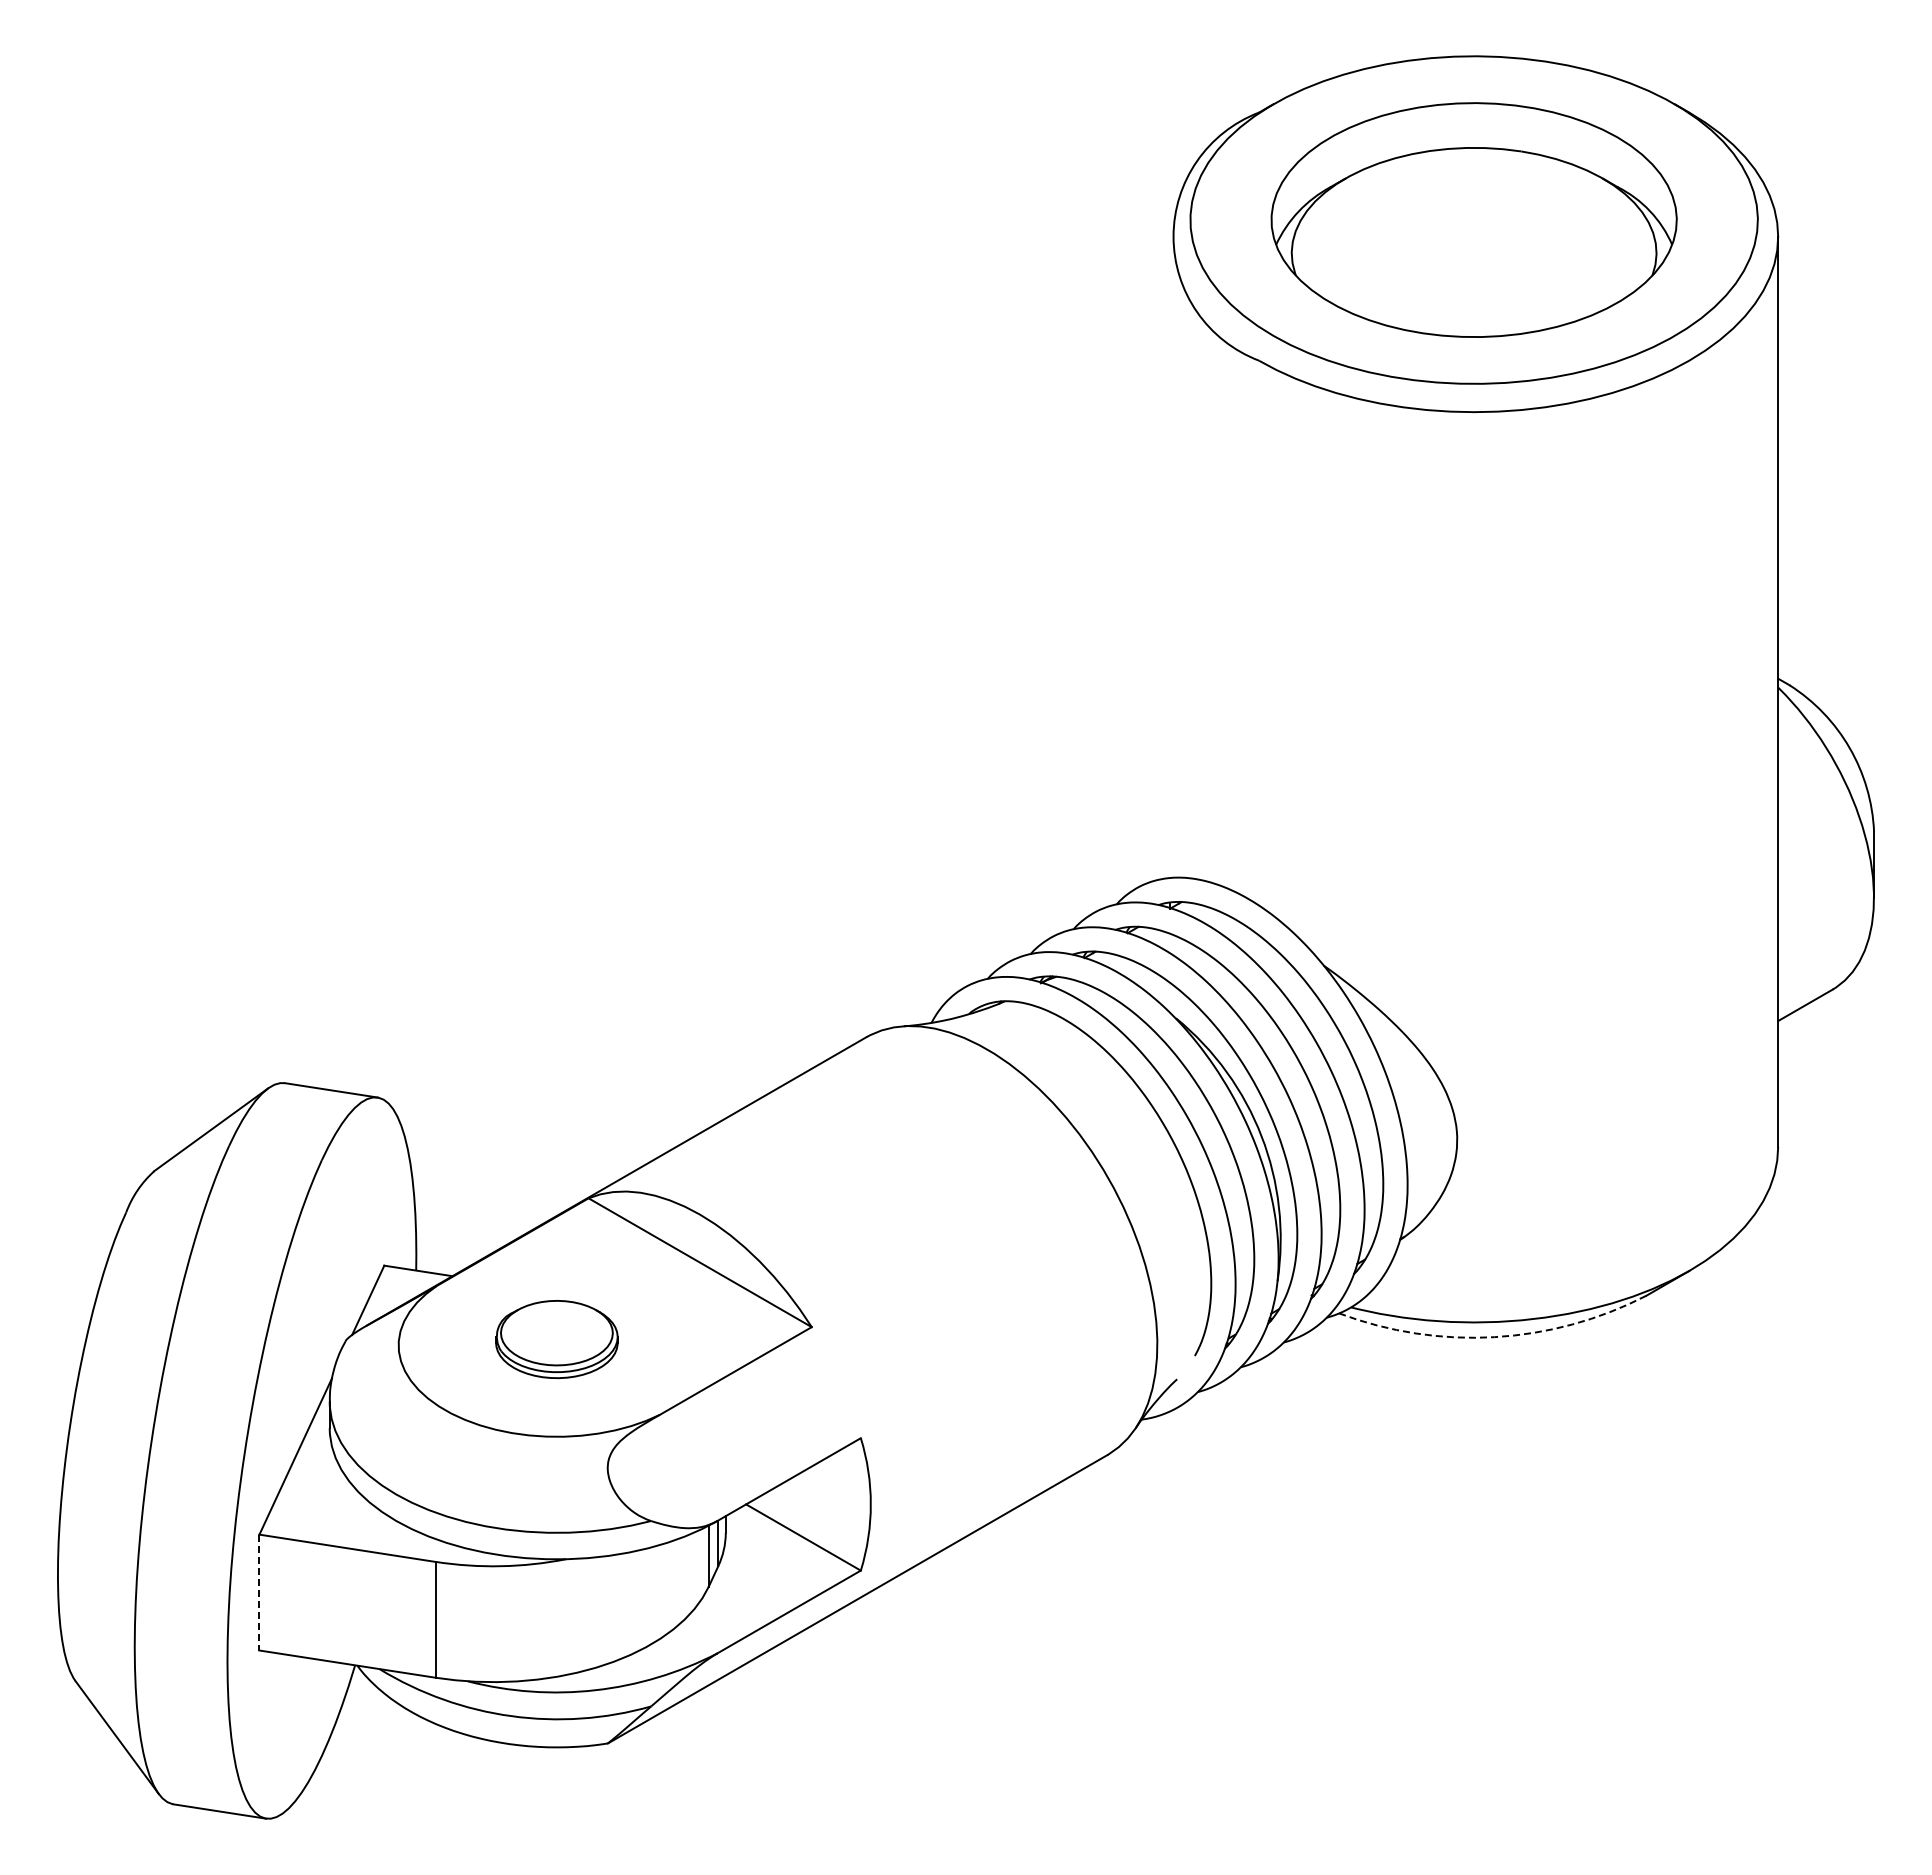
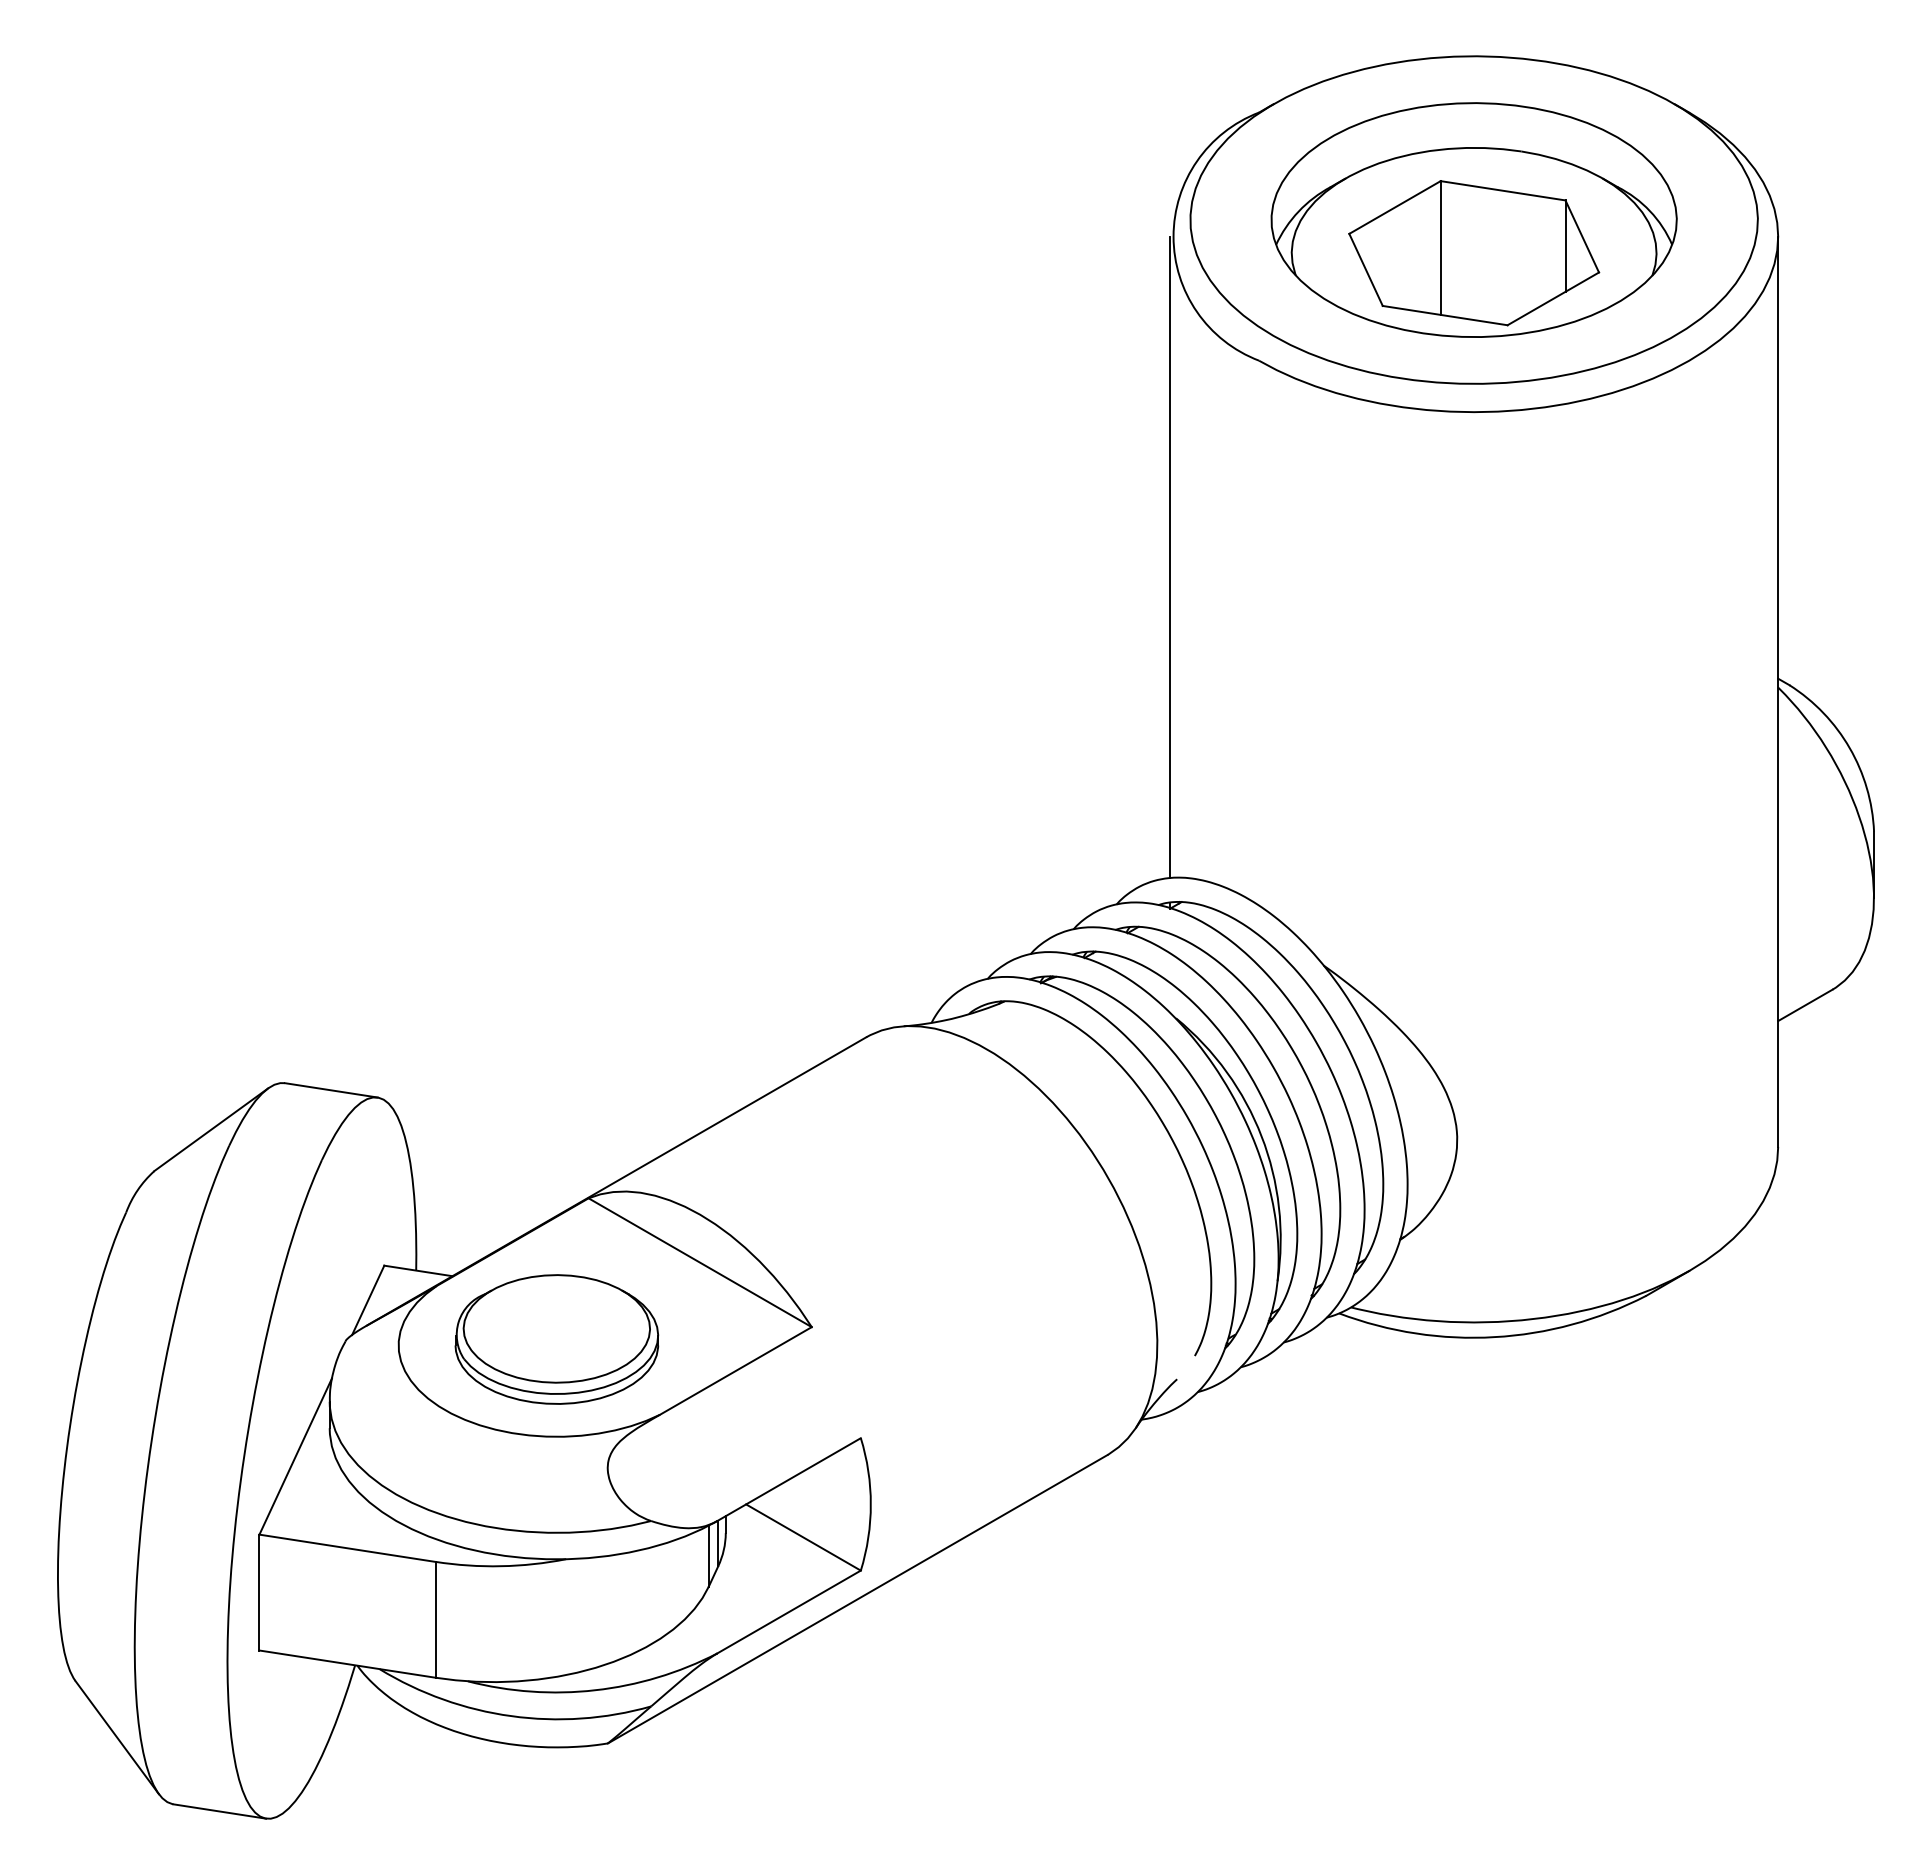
part: none -> present (1474, 253)
line: none -> present (1170, 557)
arc: dashed -> solid (1494, 1337)
part size: 124x80 px -> 206x131 px (556, 1339)
line: dashed -> solid (259, 1592)
